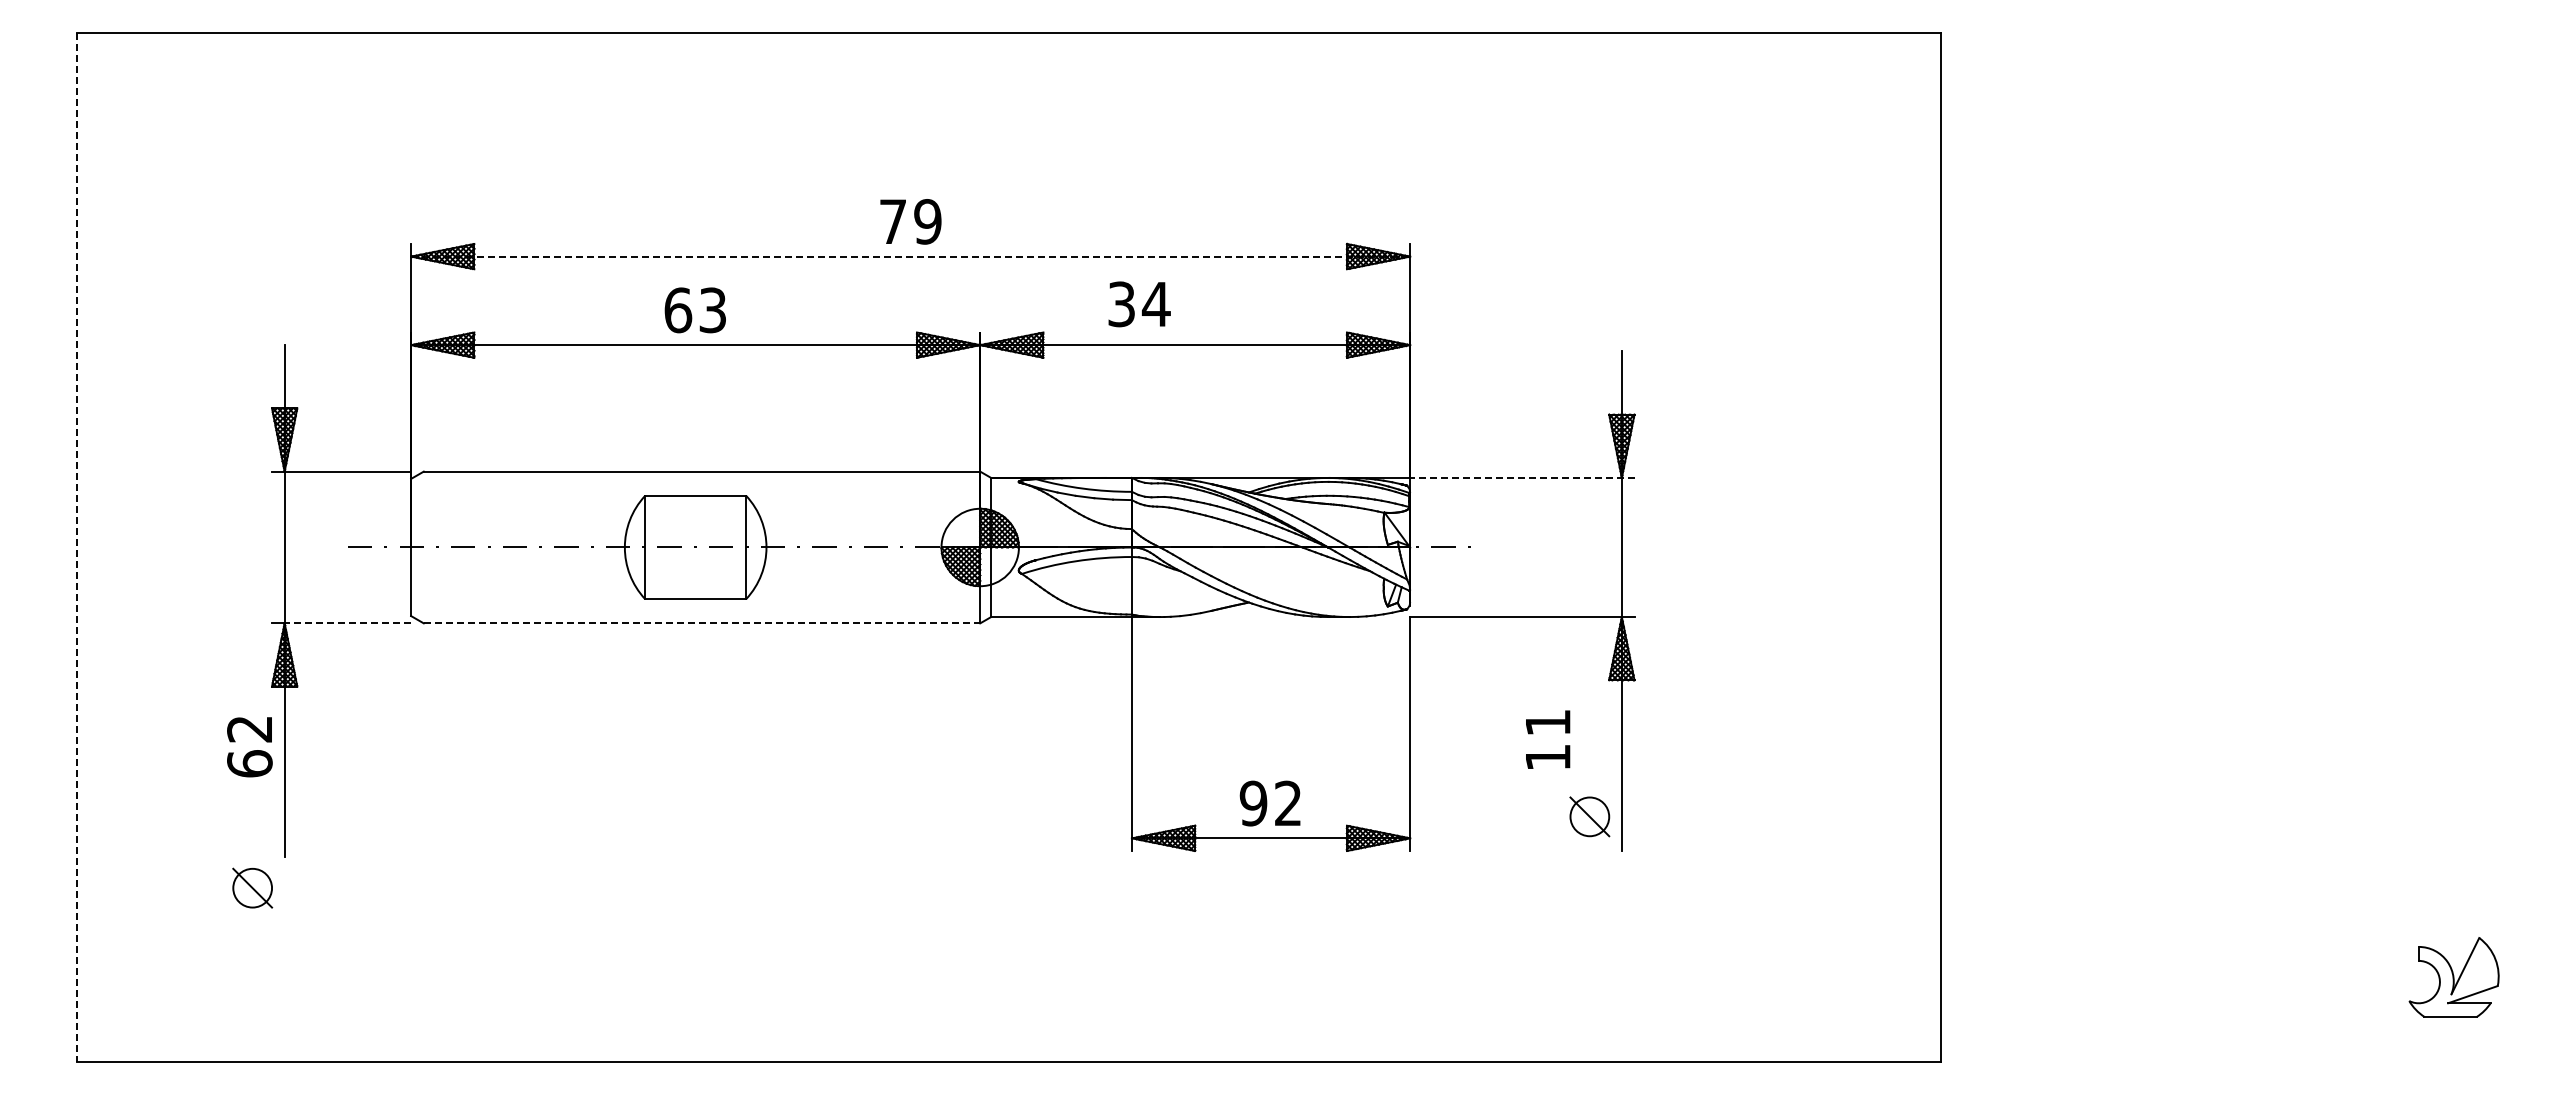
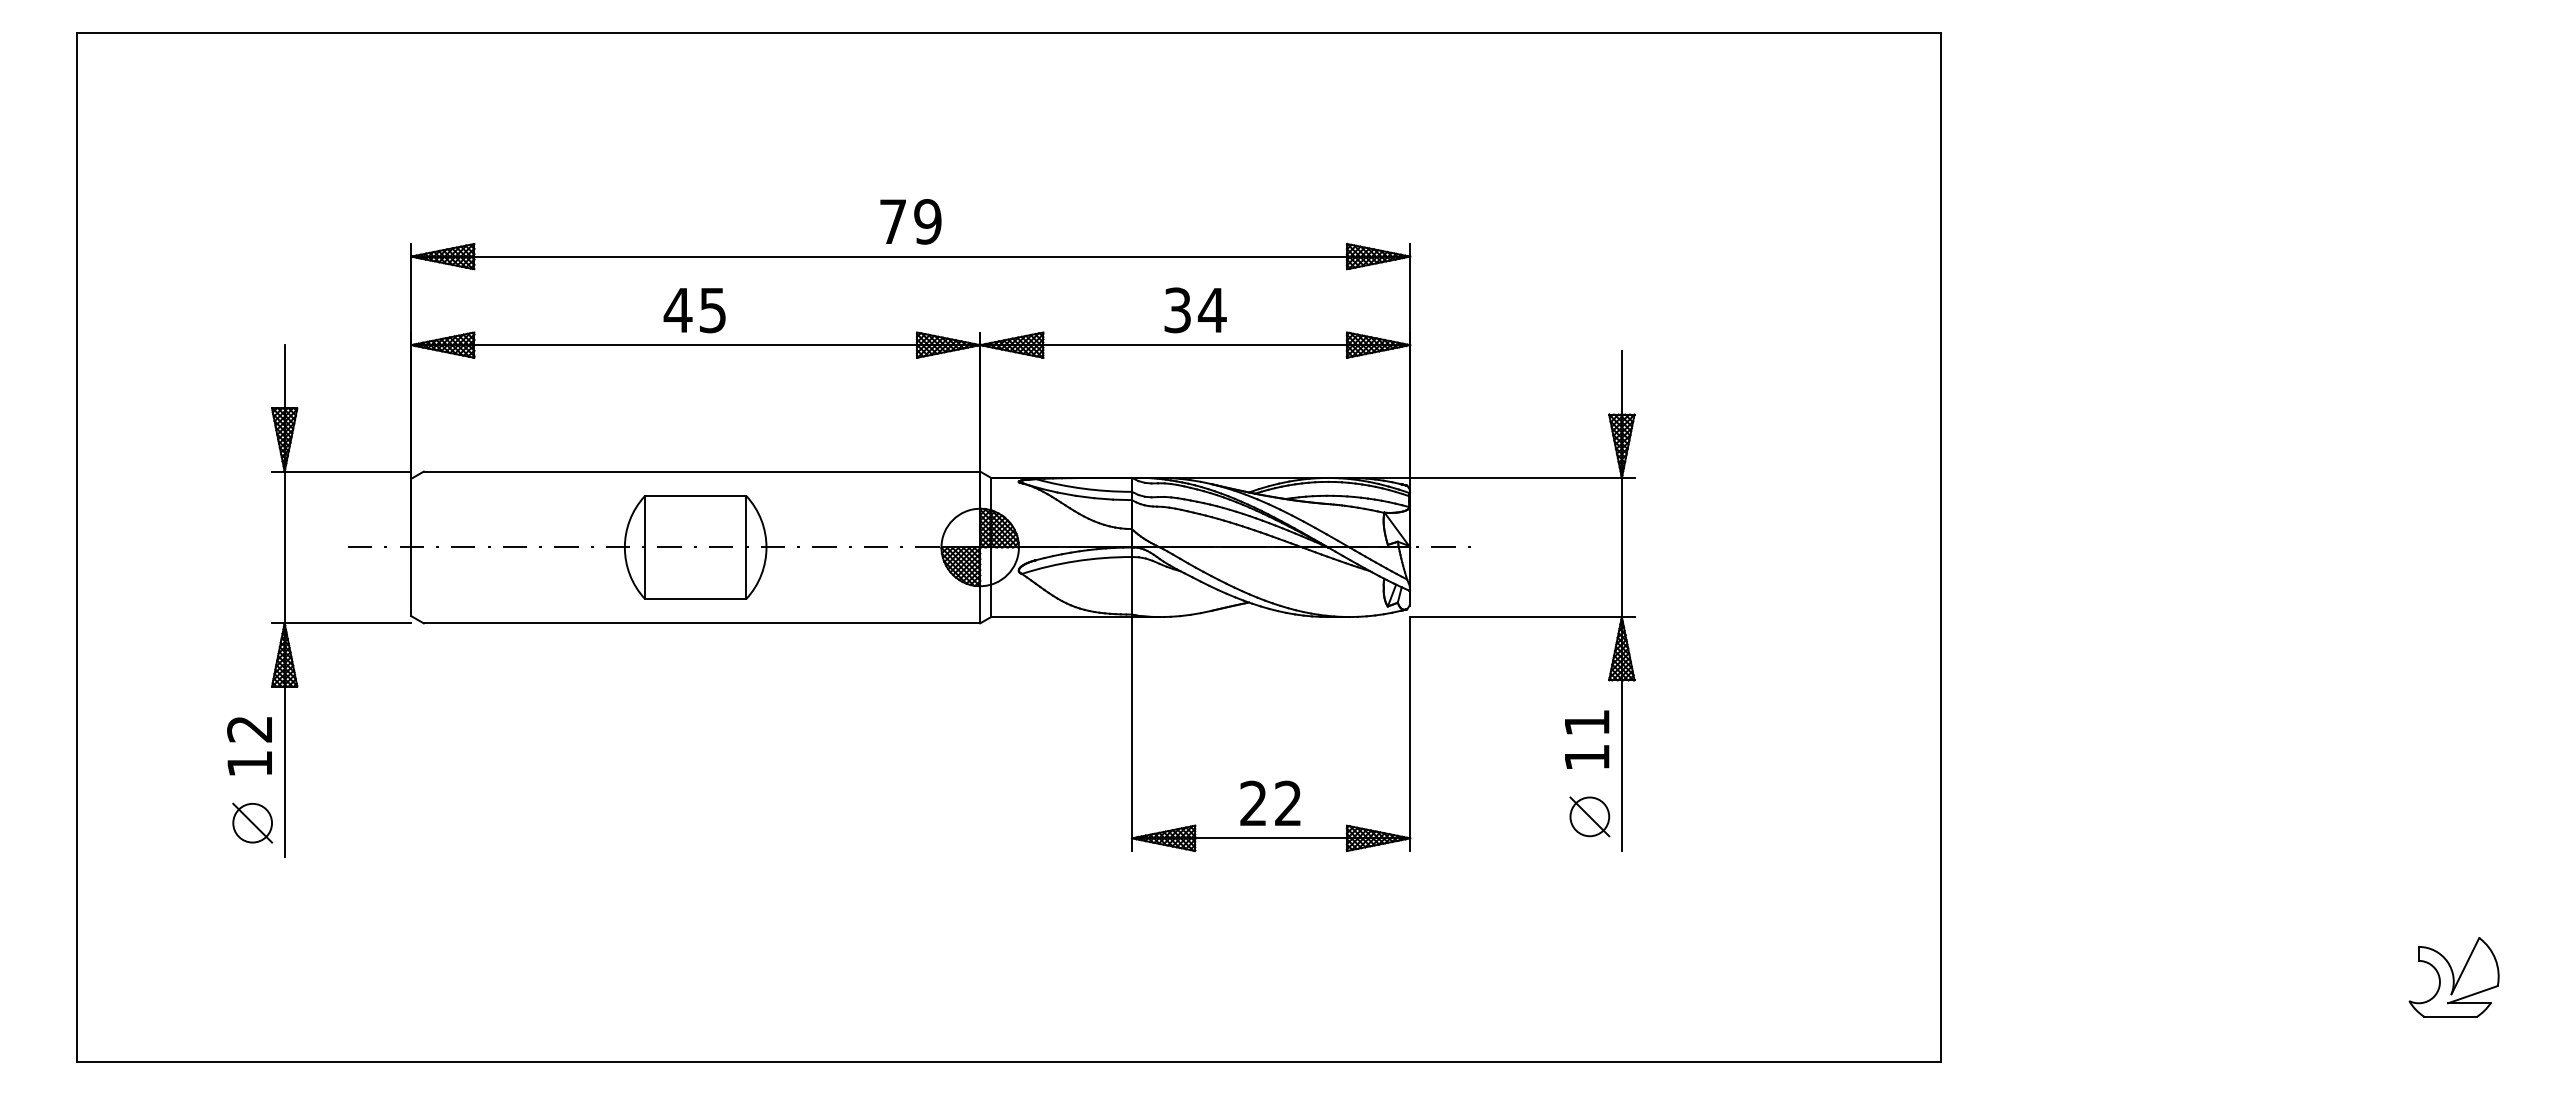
line: dashed -> solid (910, 256)
text position: (1139, 304) -> (1195, 310) (1195, 310)
text: 63 -> 45 (694, 310)
line: dashed -> solid (1521, 477)
line: dashed -> solid (77, 547)
line: dashed -> solid (347, 623)
line: dashed -> solid (702, 623)
text position: (1548, 739) -> (1587, 739) (1587, 739)
text: 62 -> 12 (249, 763)
text: 92 -> 22 (1253, 803)
part position: (252, 887) -> (252, 822) (252, 822)
